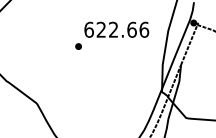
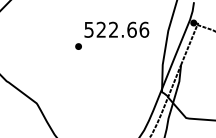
text: 622.66 -> 522.66 (88, 29)
